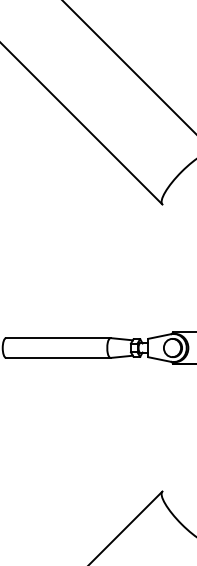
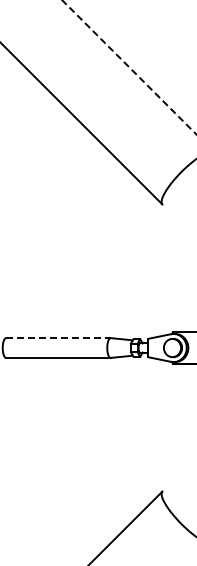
line: solid -> dashed (129, 67)
line: solid -> dashed (58, 338)
